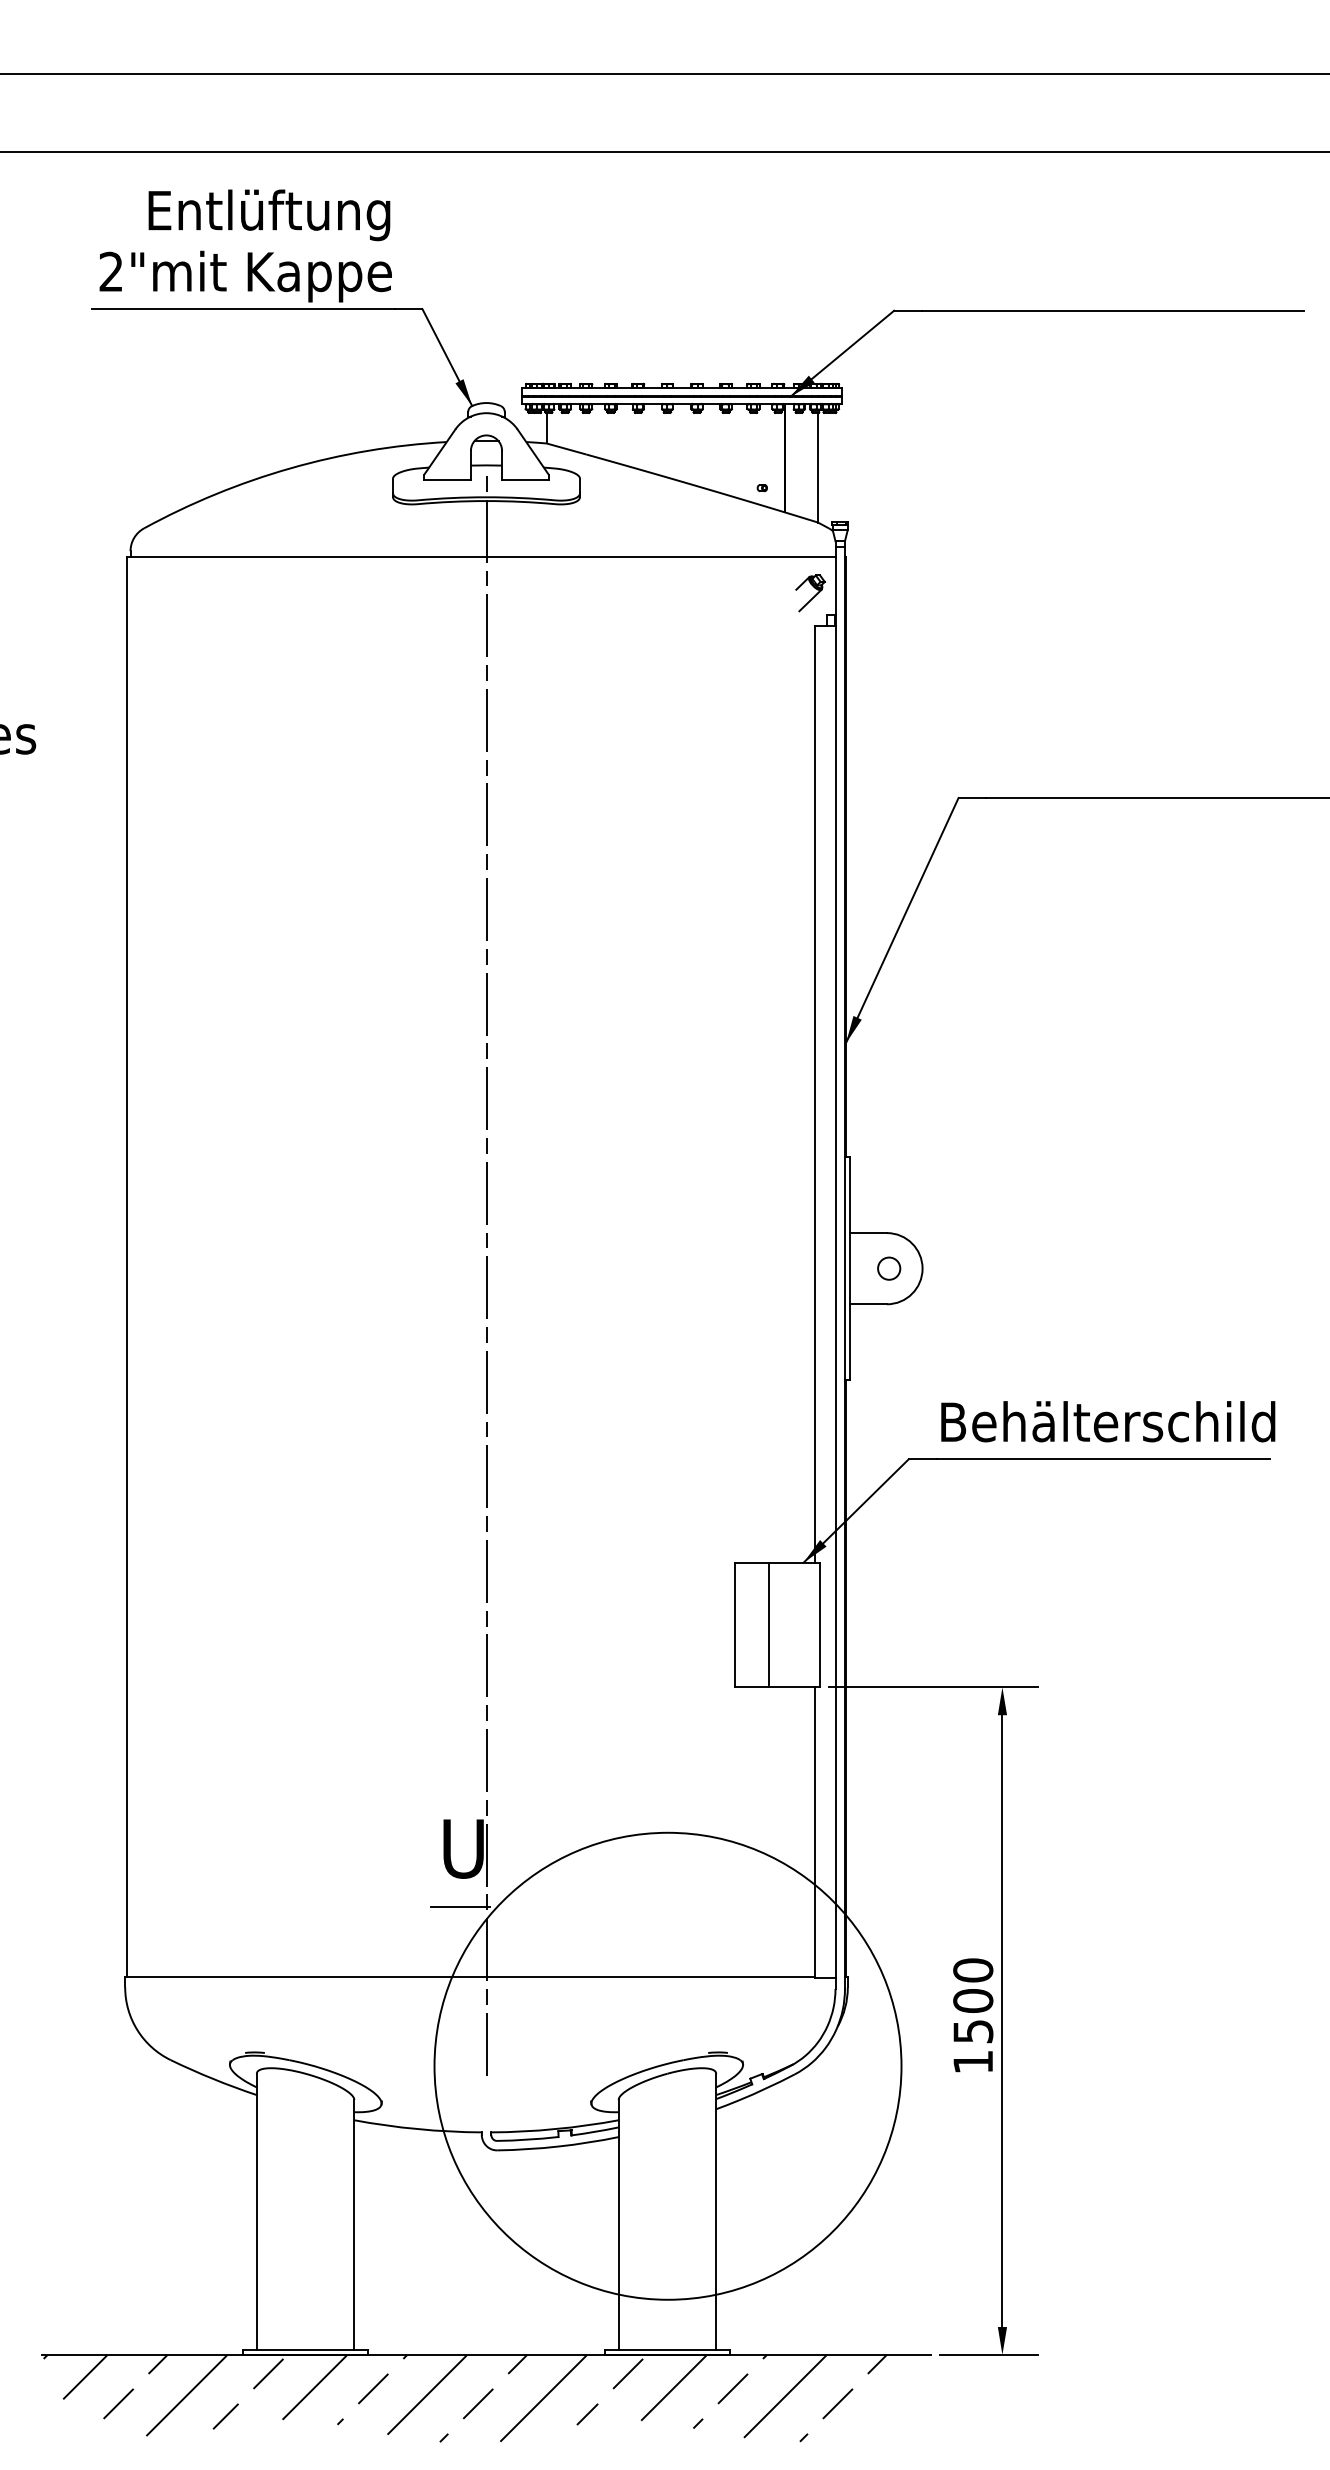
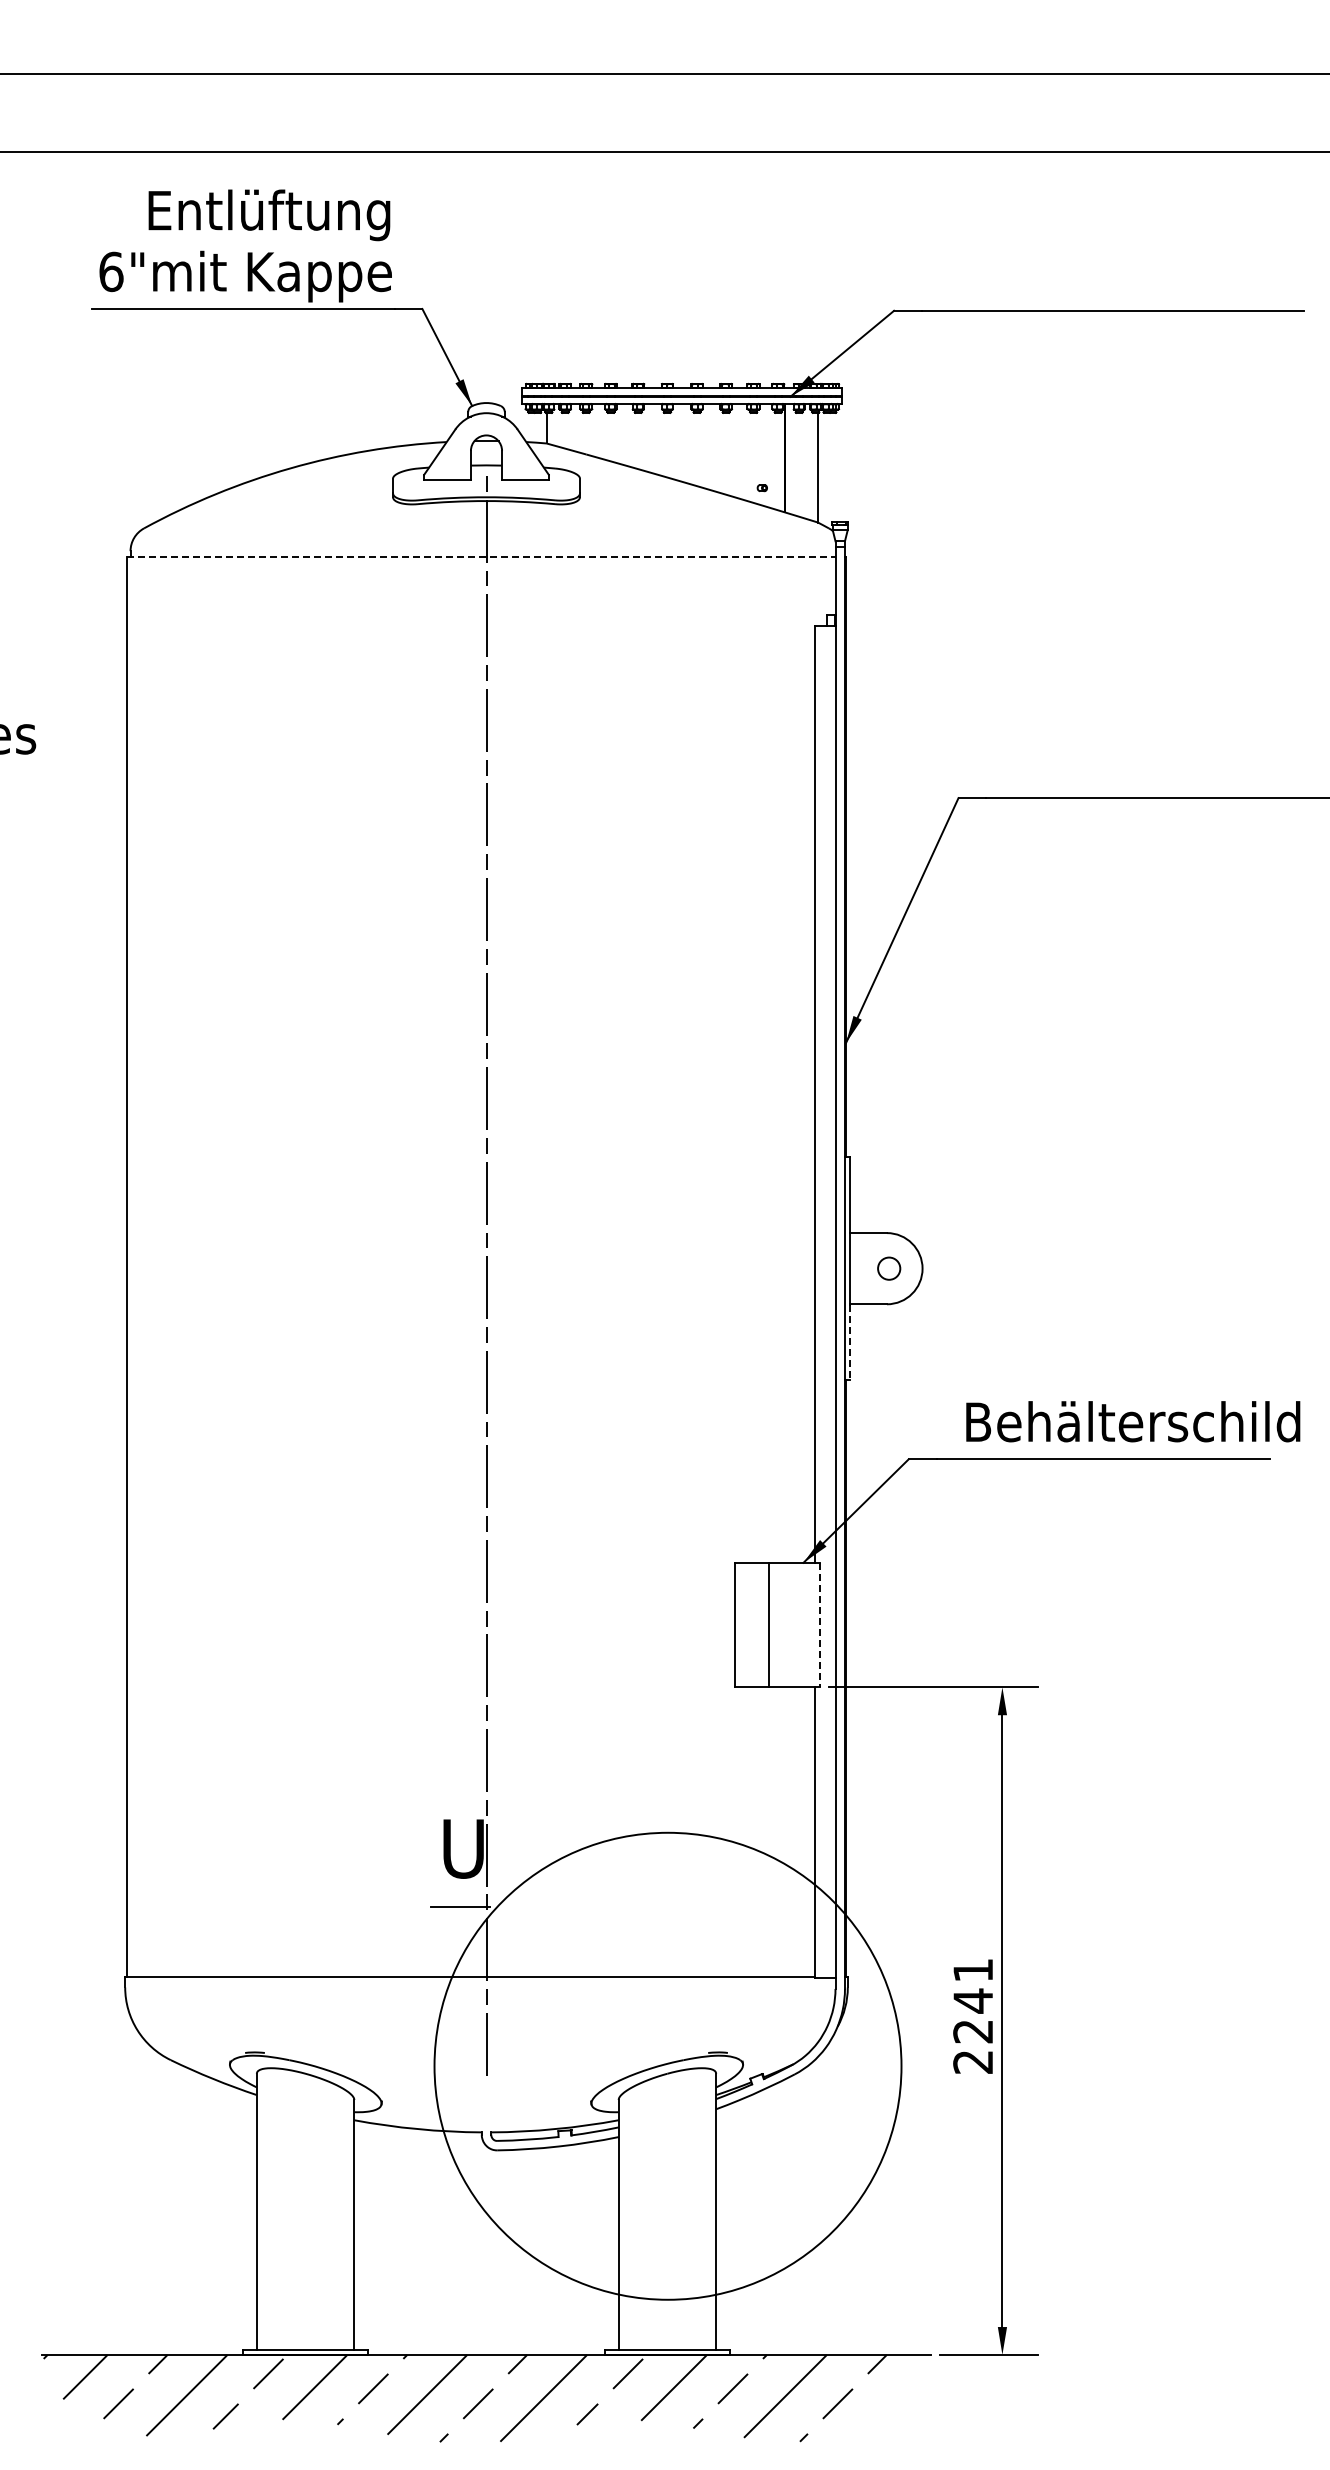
text: 2" -> 6" (111, 271)
line: solid -> dashed (481, 557)
part: present -> none (810, 593)
line: solid -> dashed (850, 1342)
text position: (1108, 1421) -> (1133, 1421) (1133, 1421)
line: solid -> dashed (820, 1625)
text: 1500 -> 2241 (973, 2015)
